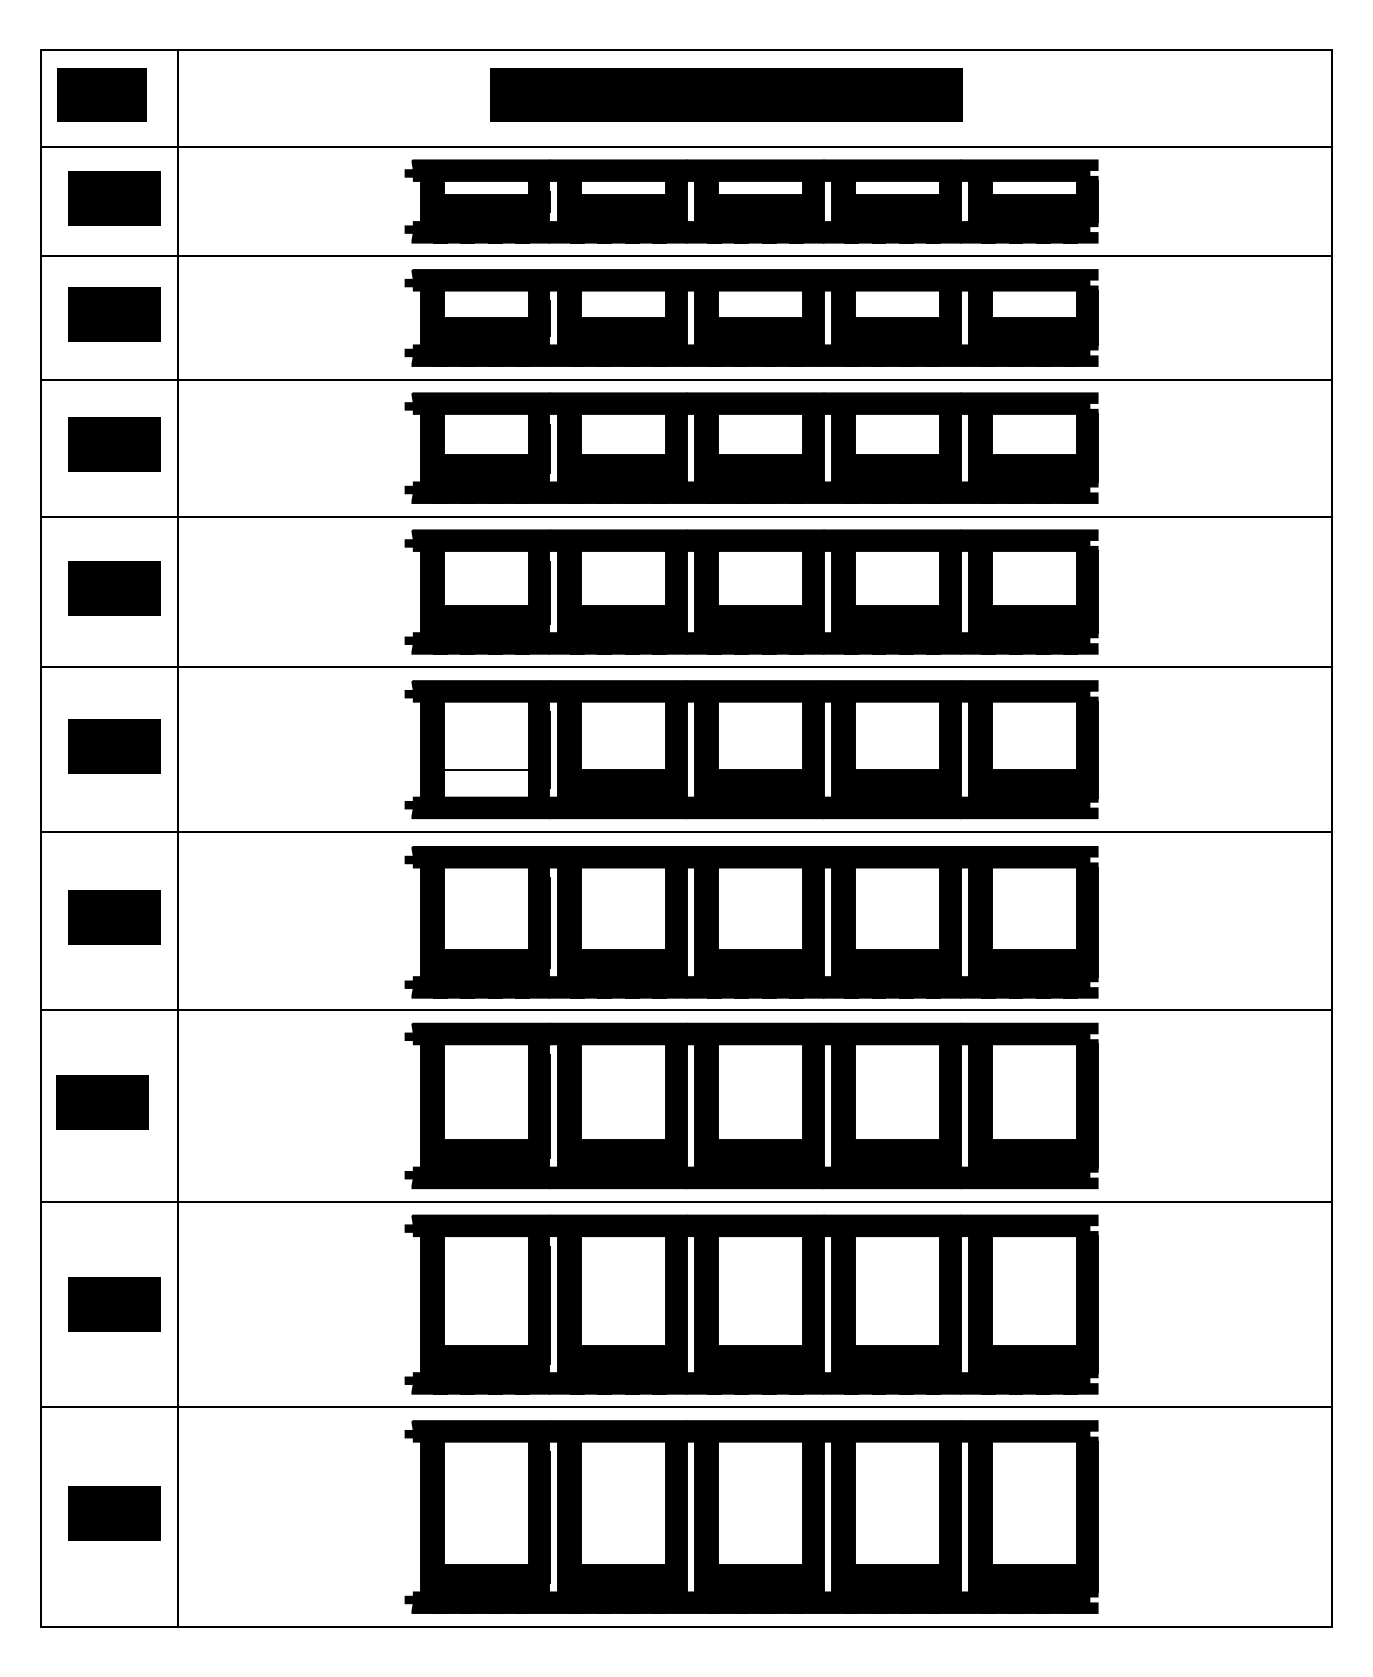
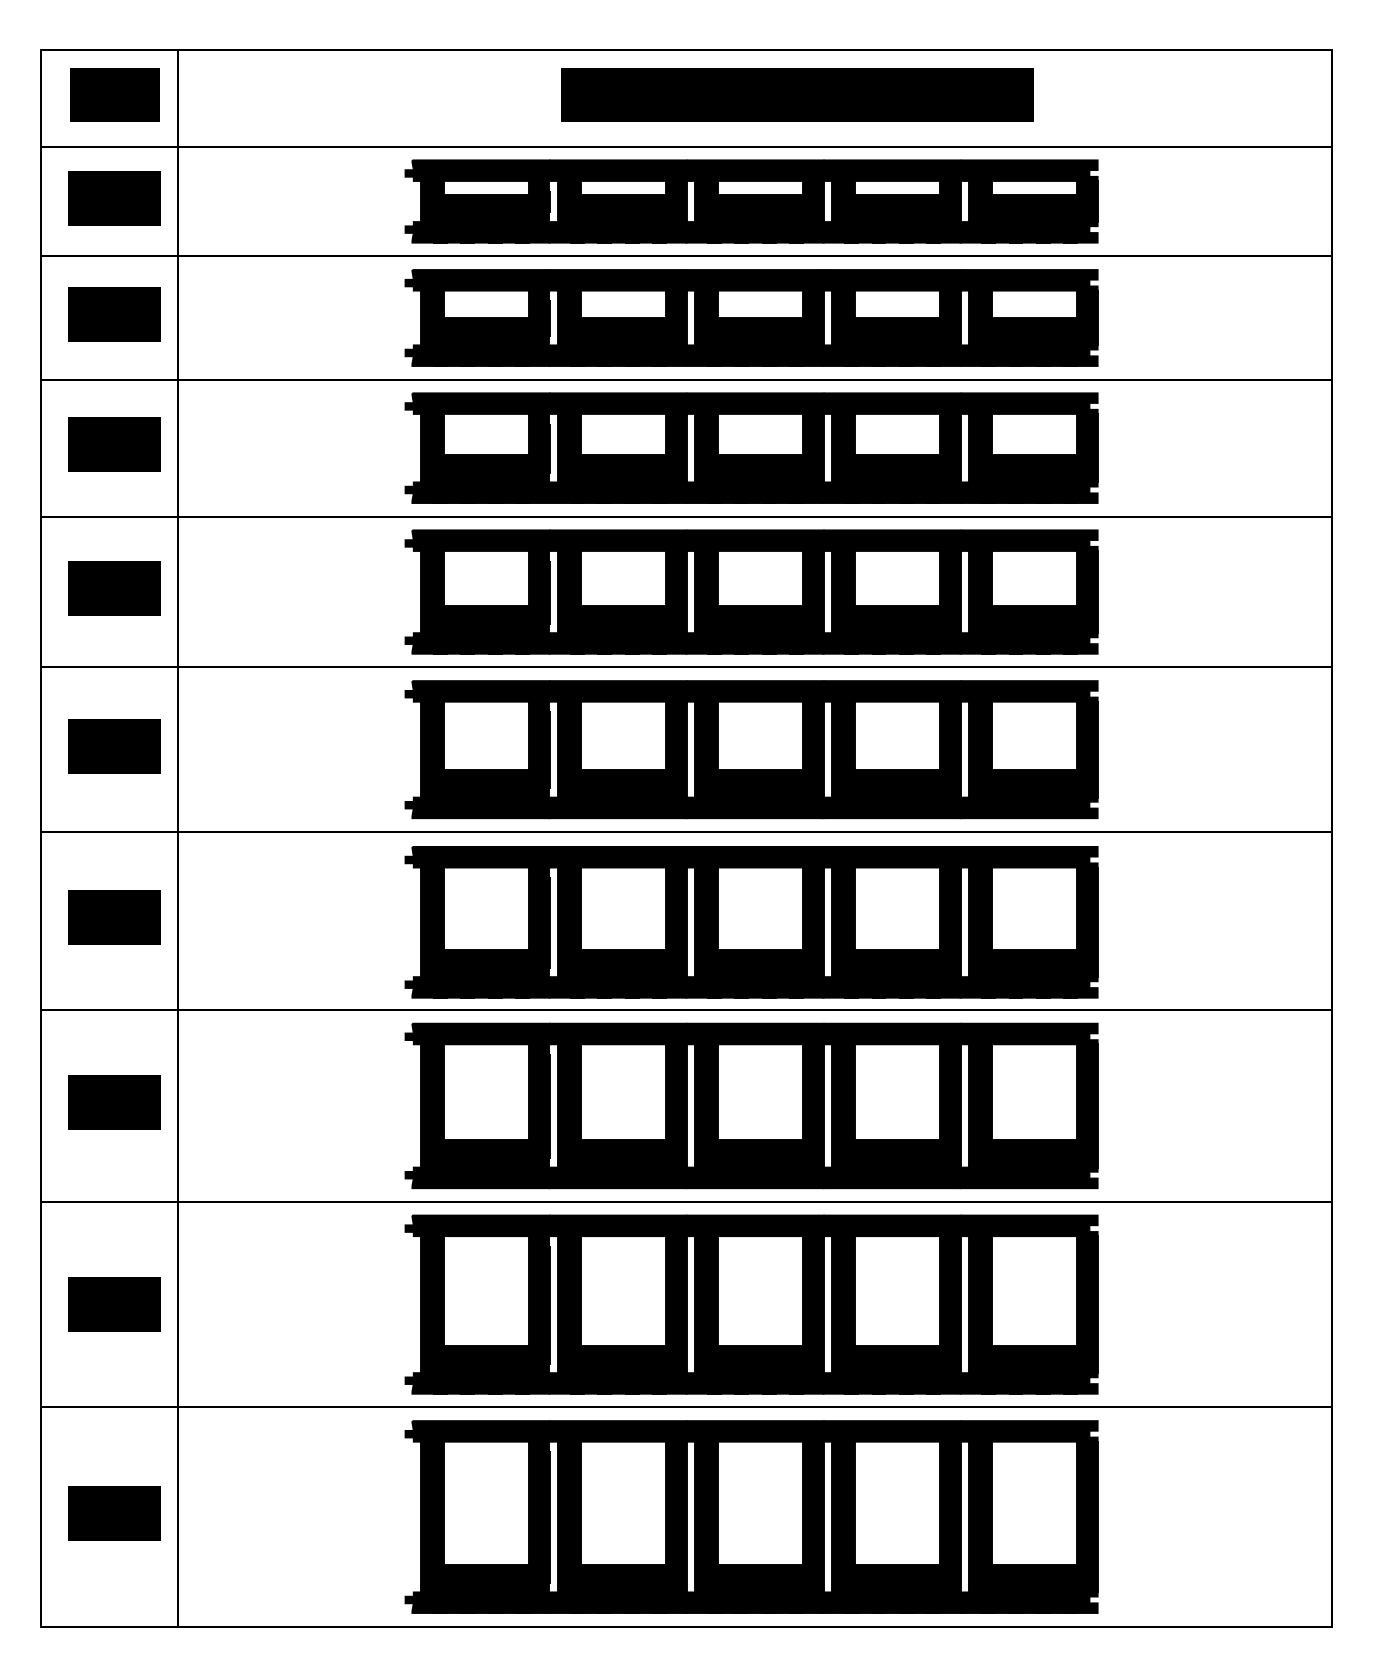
text position: (101, 94) -> (114, 94) (114, 94)
text position: (726, 94) -> (797, 94) (797, 94)
fill: none -> present (485, 783)
text position: (102, 1102) -> (114, 1102) (114, 1102)
